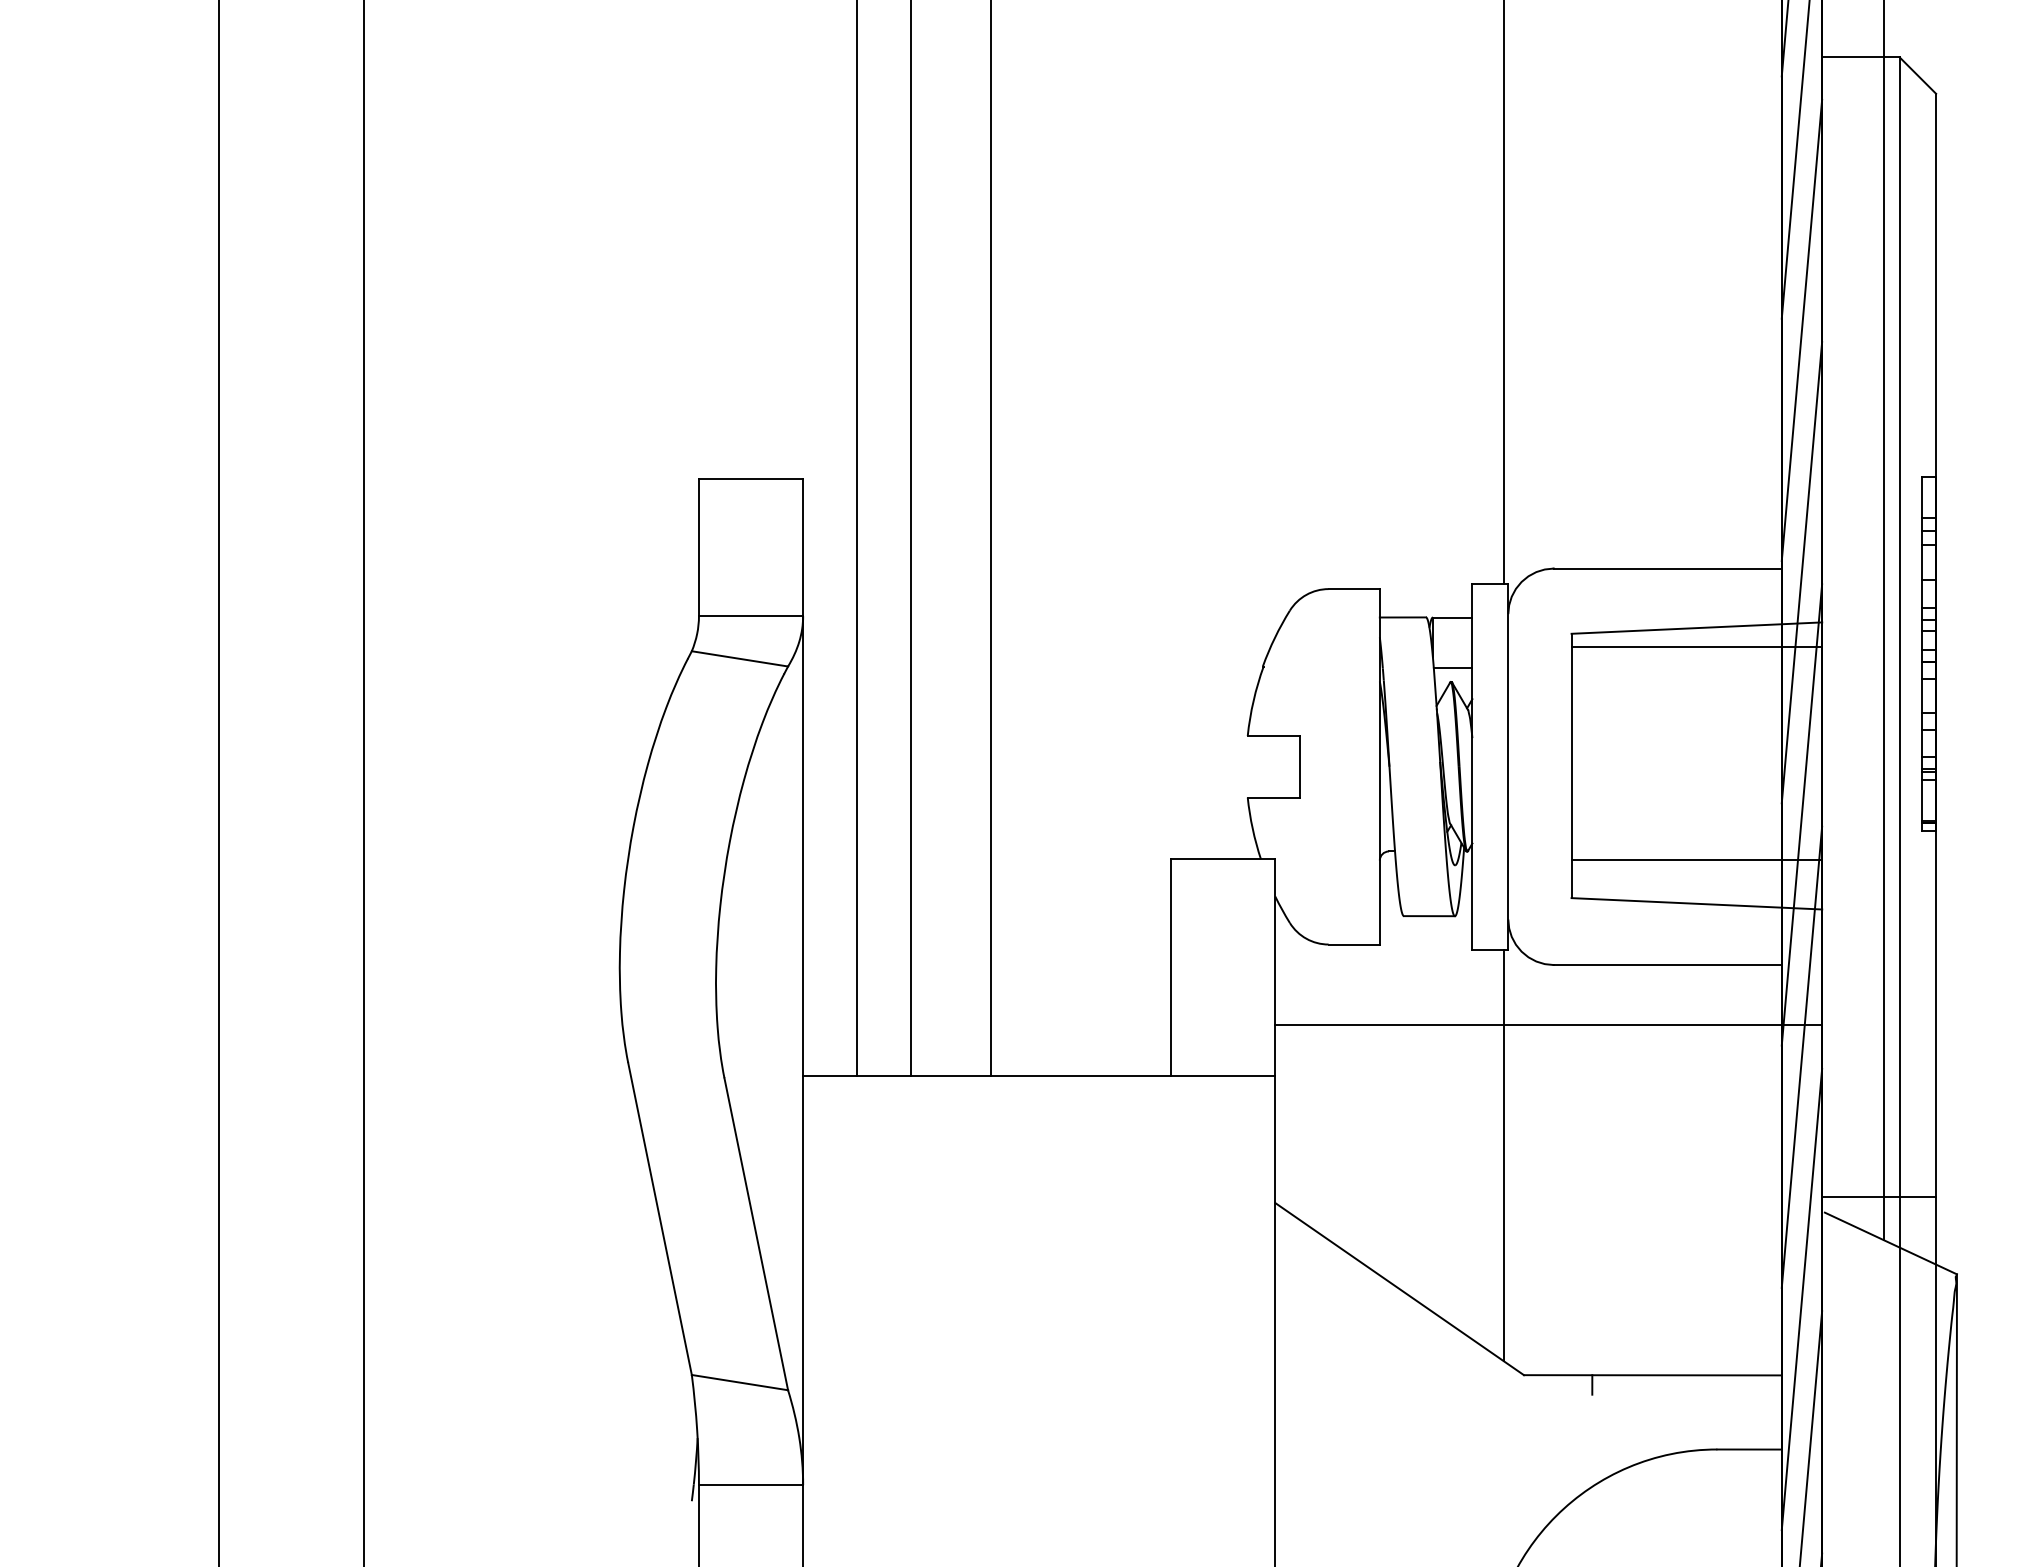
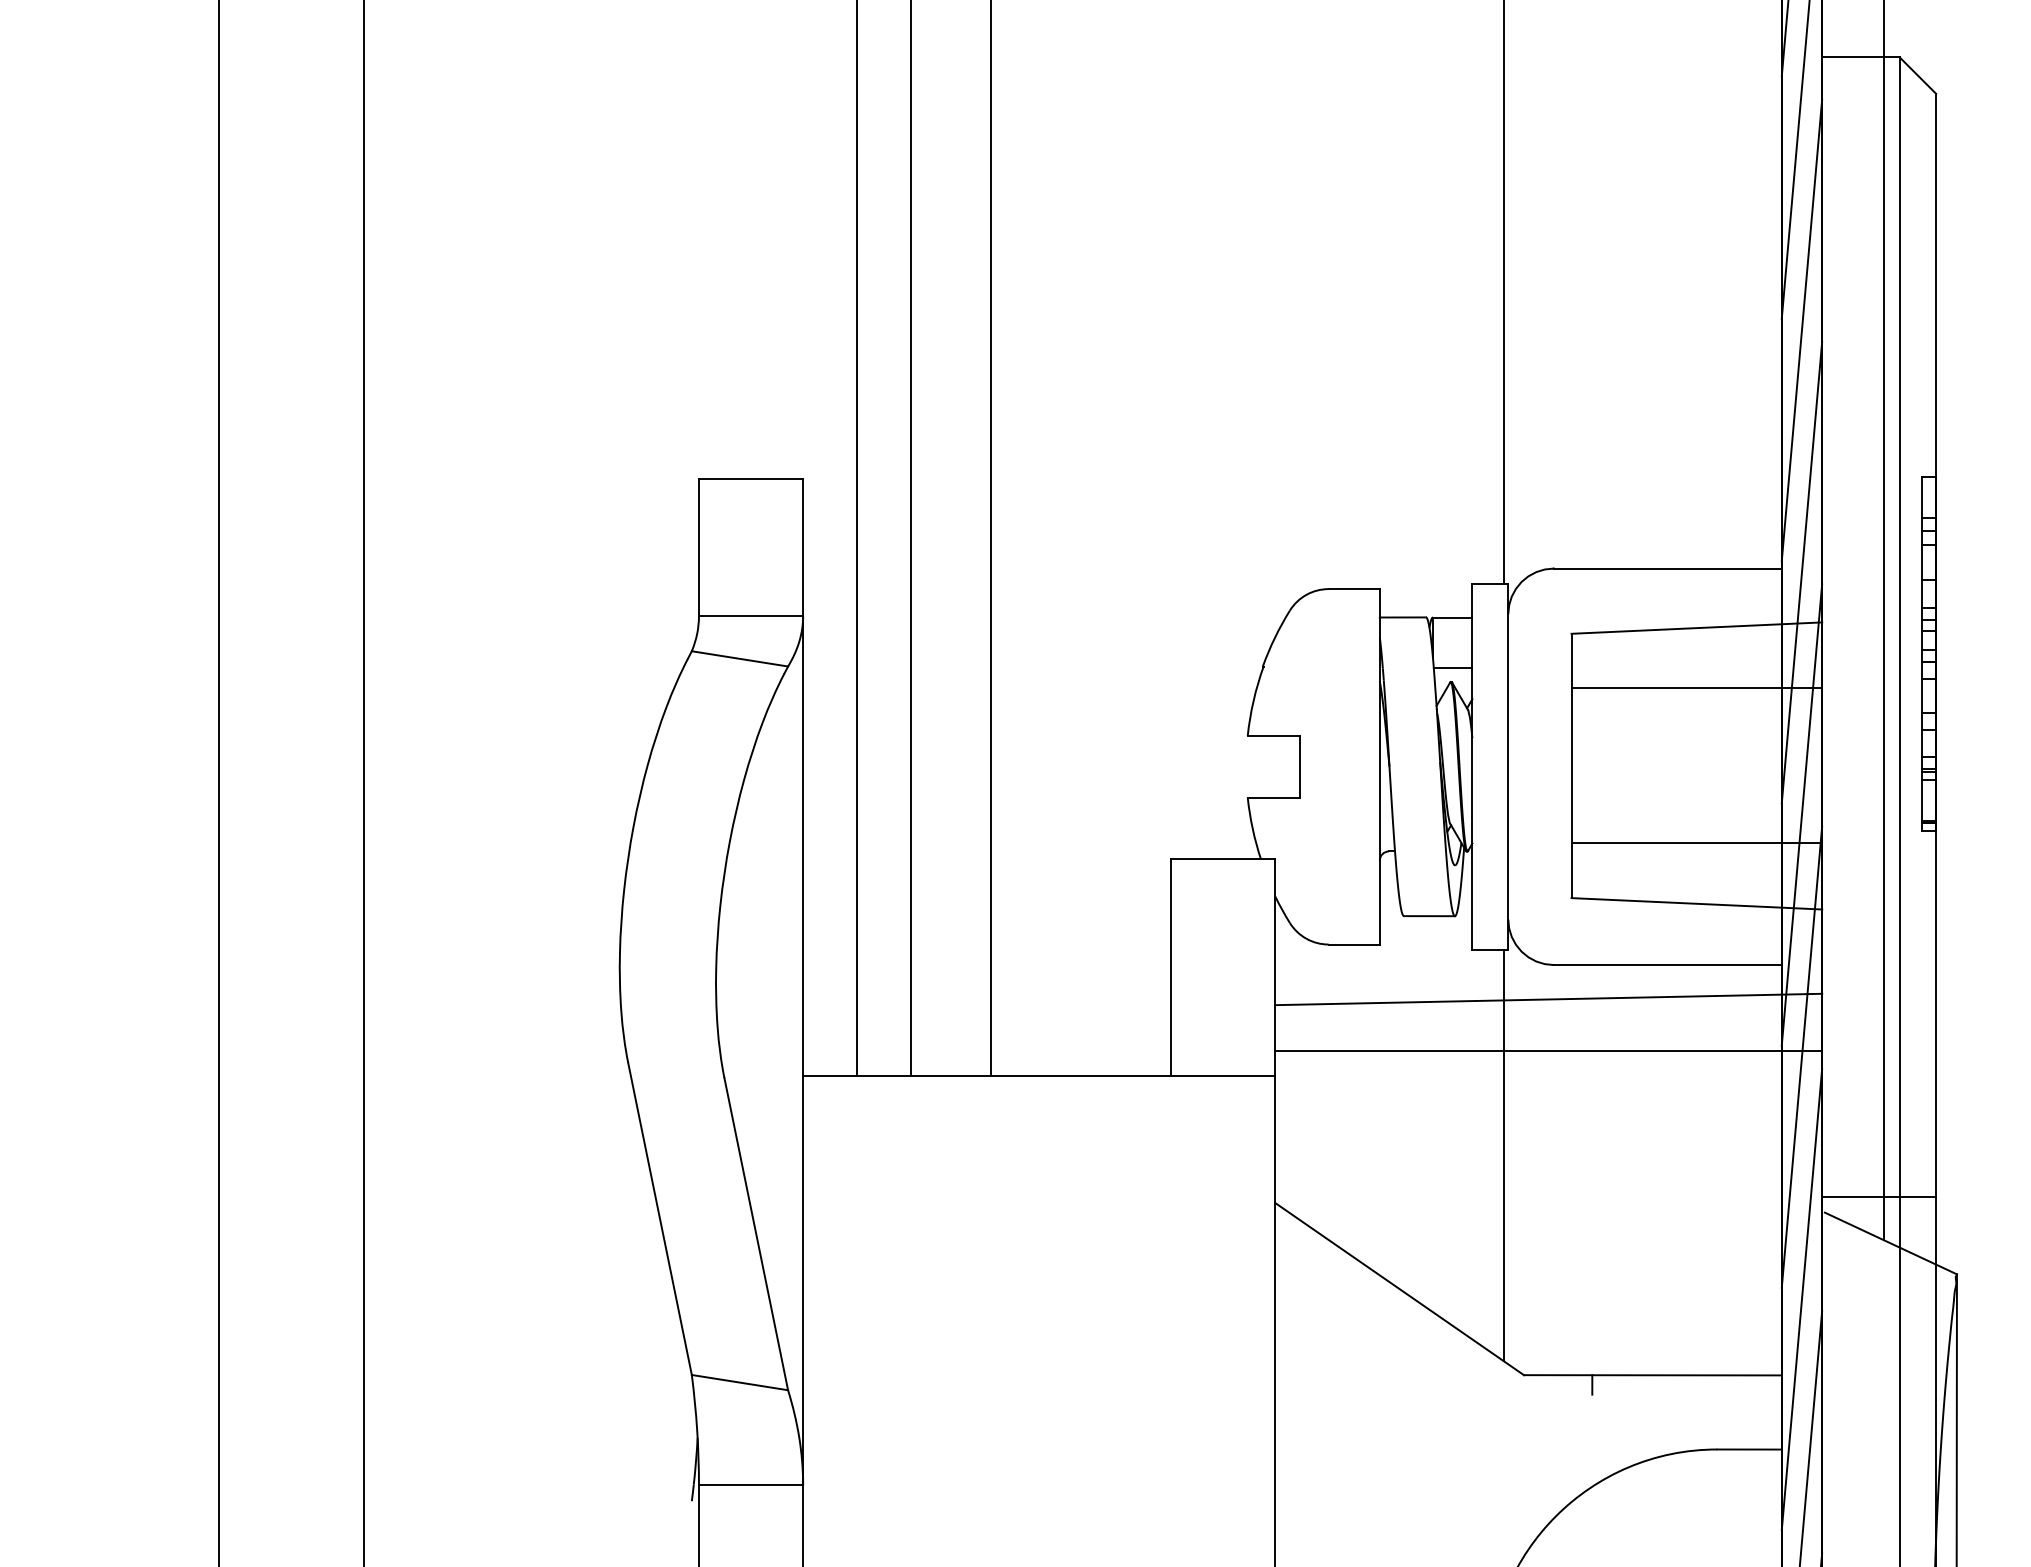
line position: (1696, 647) -> (1696, 688) (1696, 688)
line position: (1696, 860) -> (1696, 843) (1696, 843)
line: none -> present (1548, 999)
line position: (1548, 1024) -> (1548, 1050) (1548, 1050)
